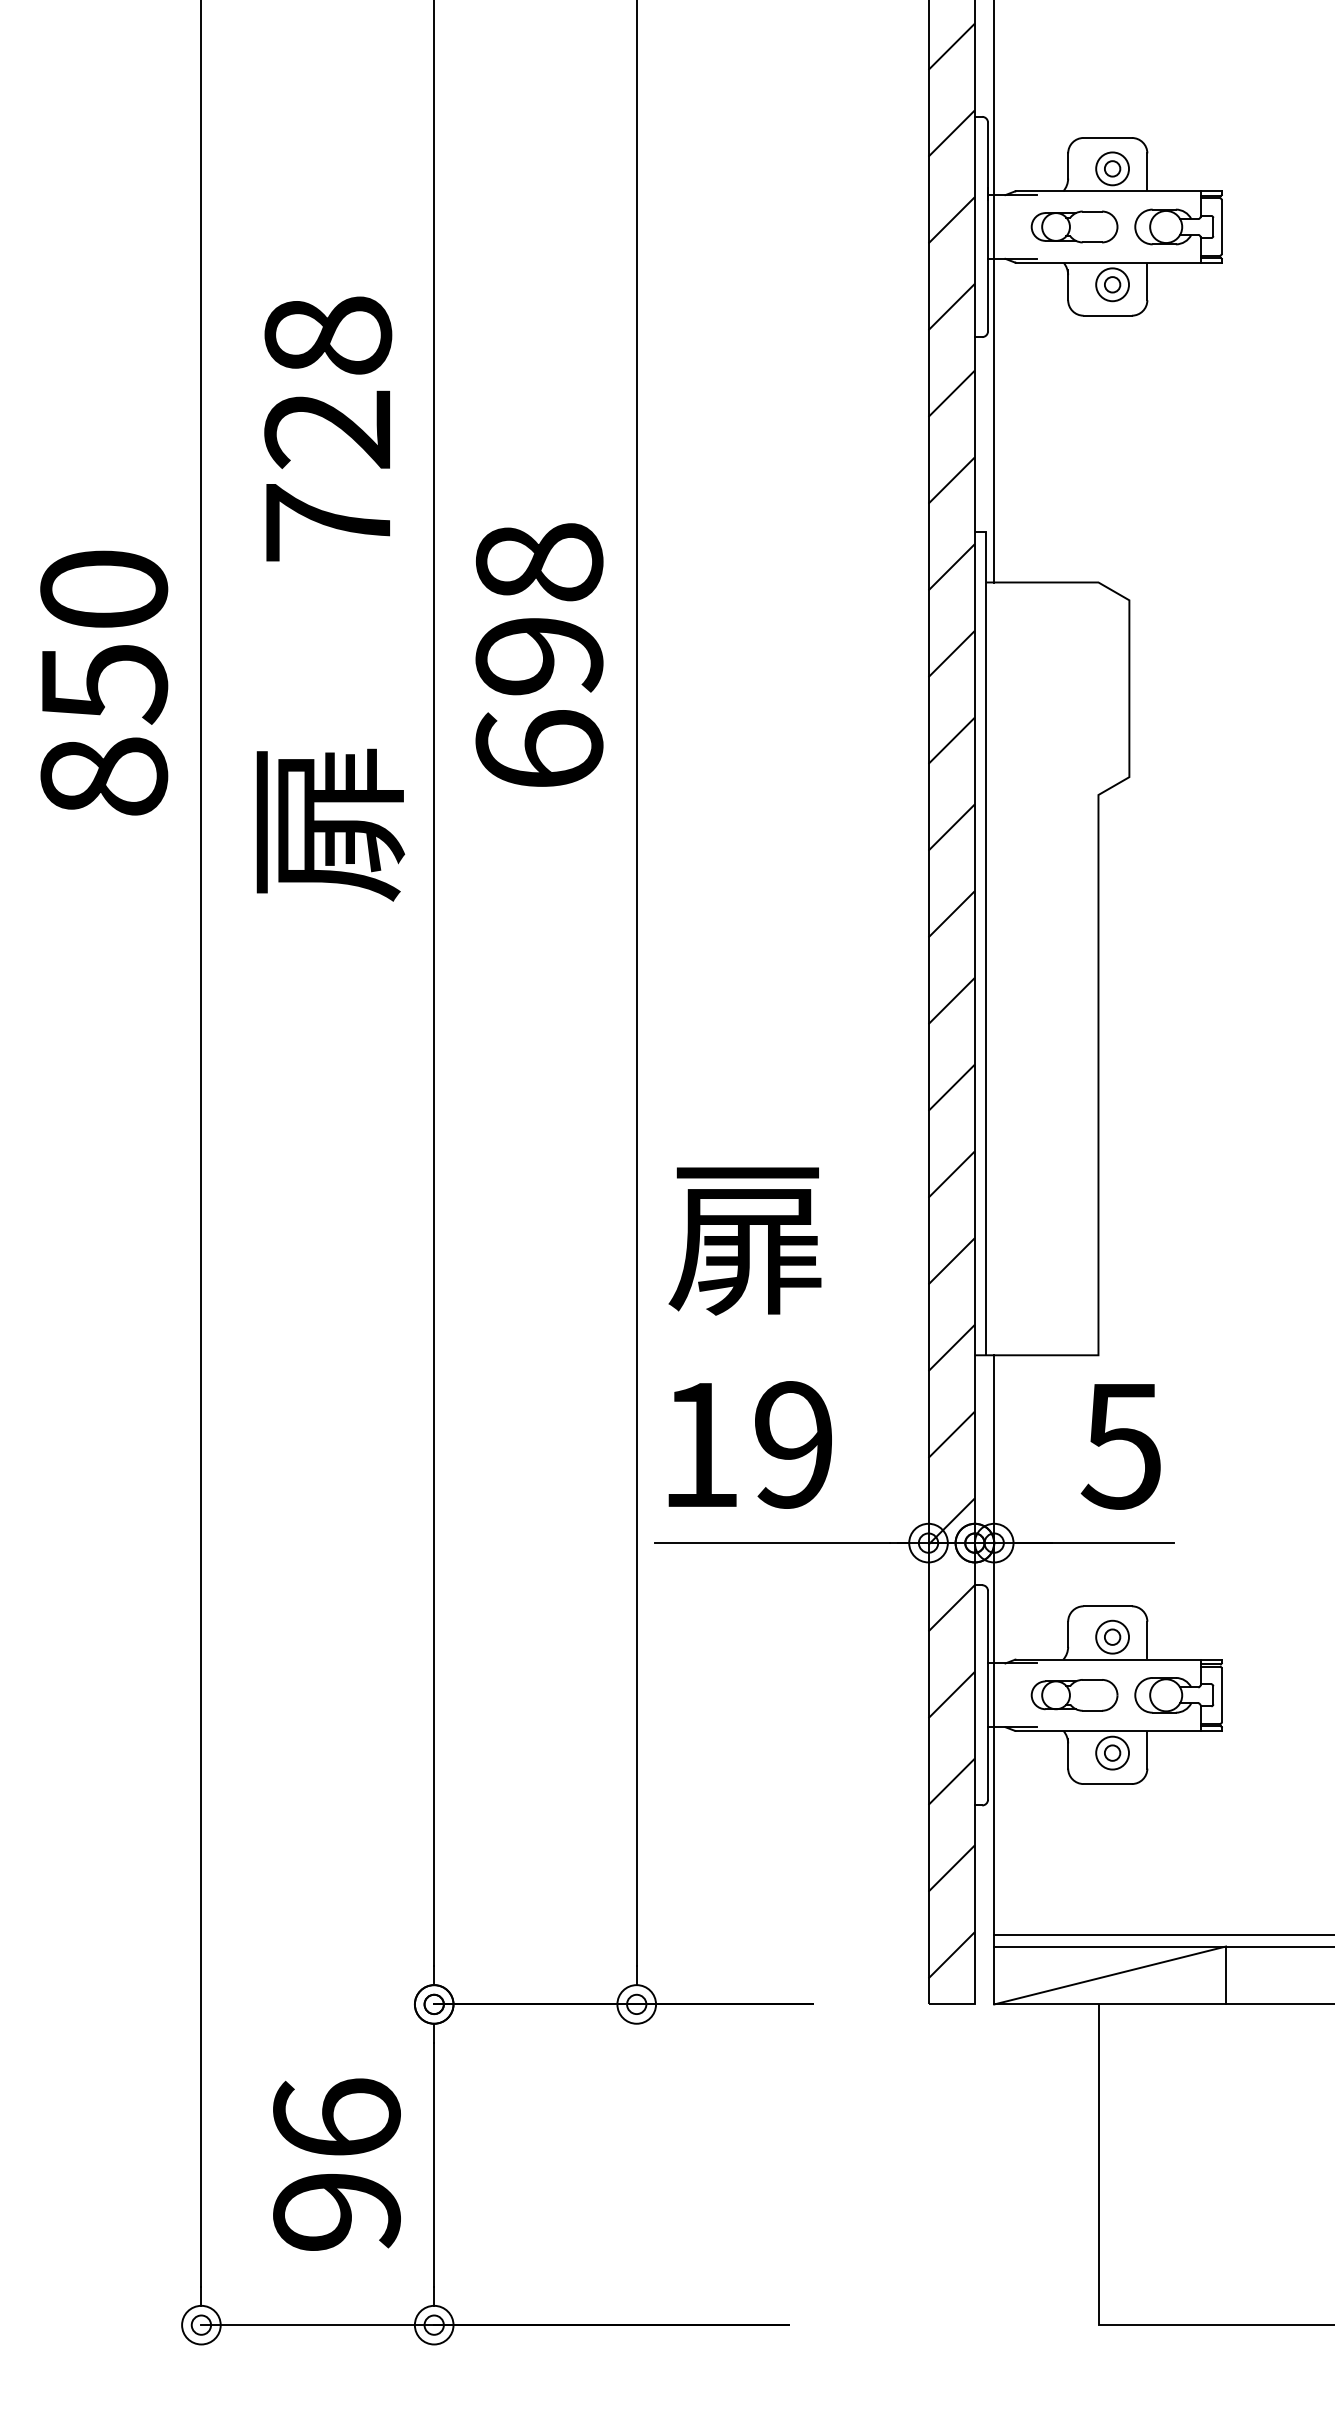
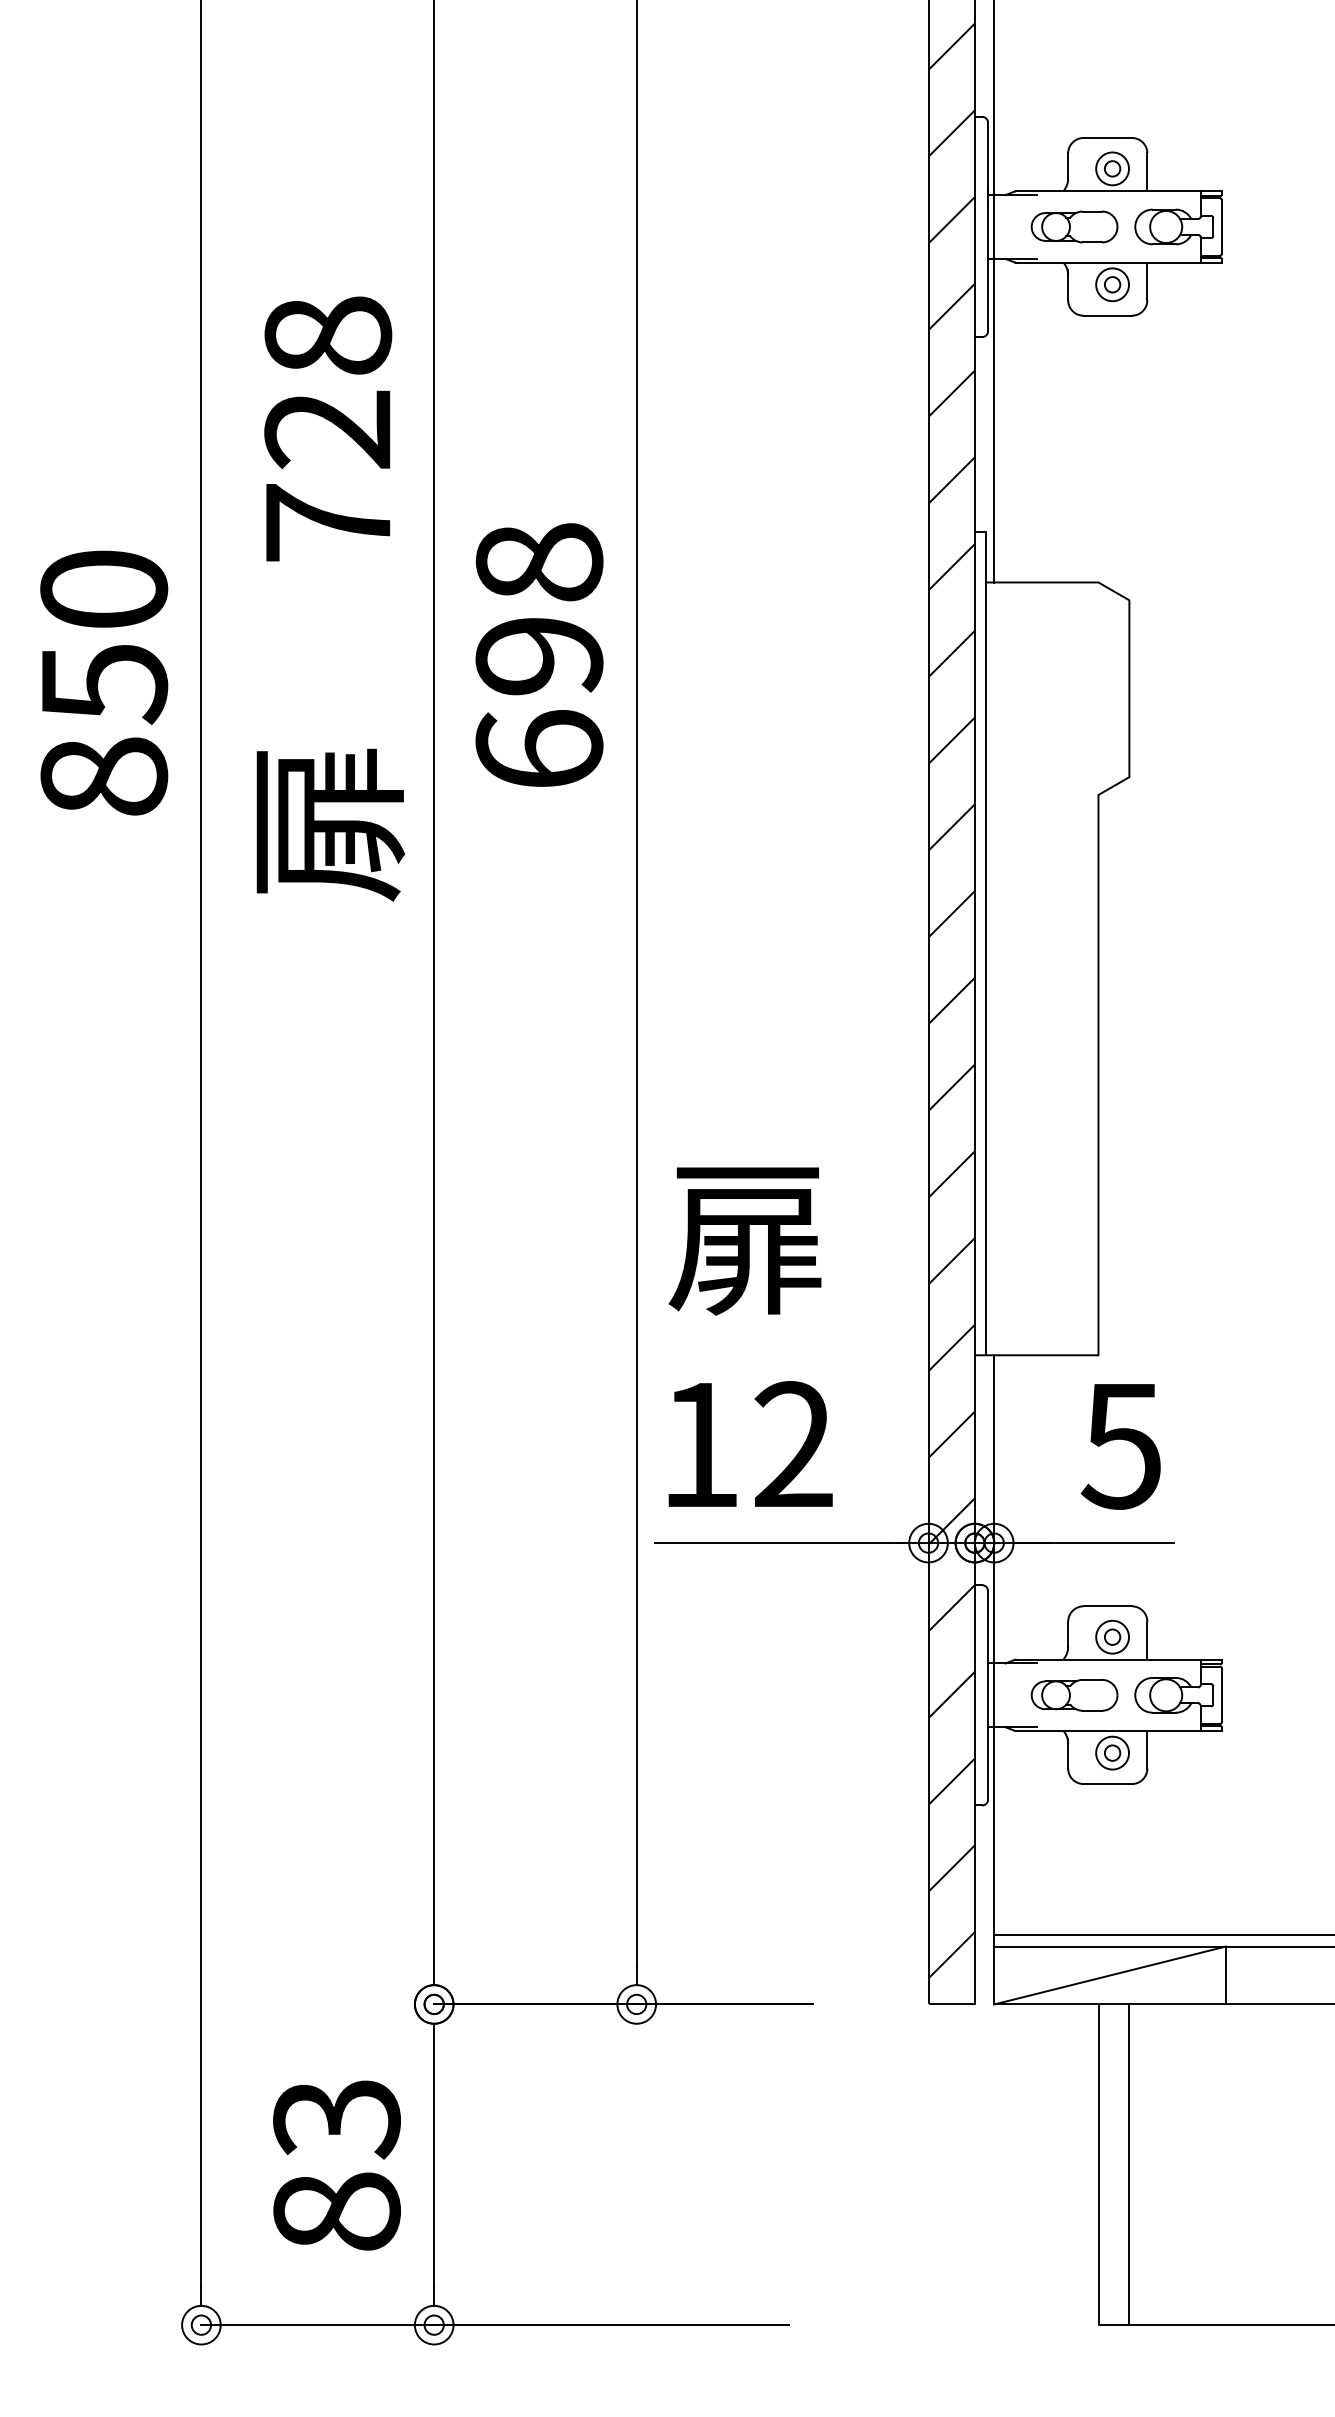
text: 19 -> 12 (793, 1444)
text: 96 -> 83 (336, 2164)
line: none -> present (1129, 2164)
